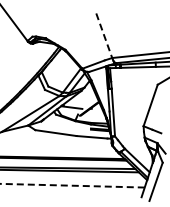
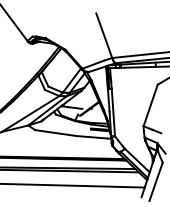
line: dashed -> solid (104, 35)
line: dashed -> solid (72, 185)
